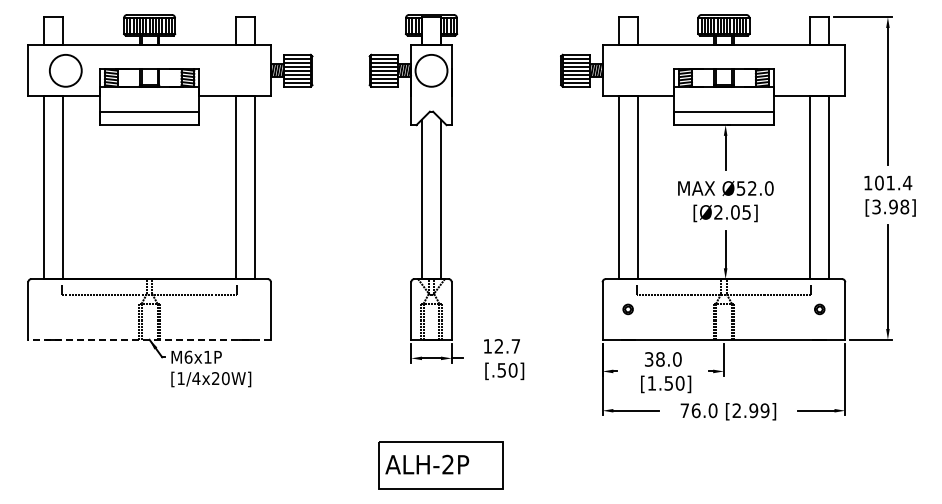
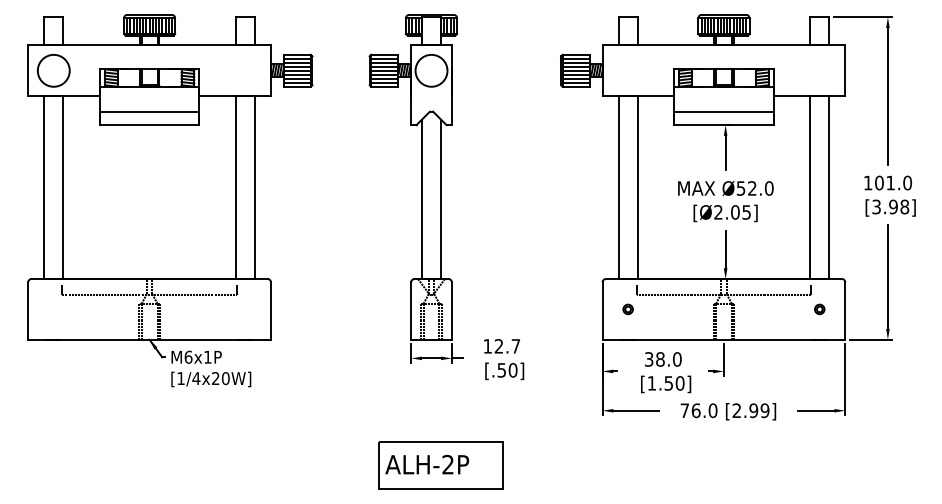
circle position: (65, 70) -> (53, 70) (53, 70)
text: 101.4 -> 101.0 (907, 182)
line: dashed -> solid (149, 339)
